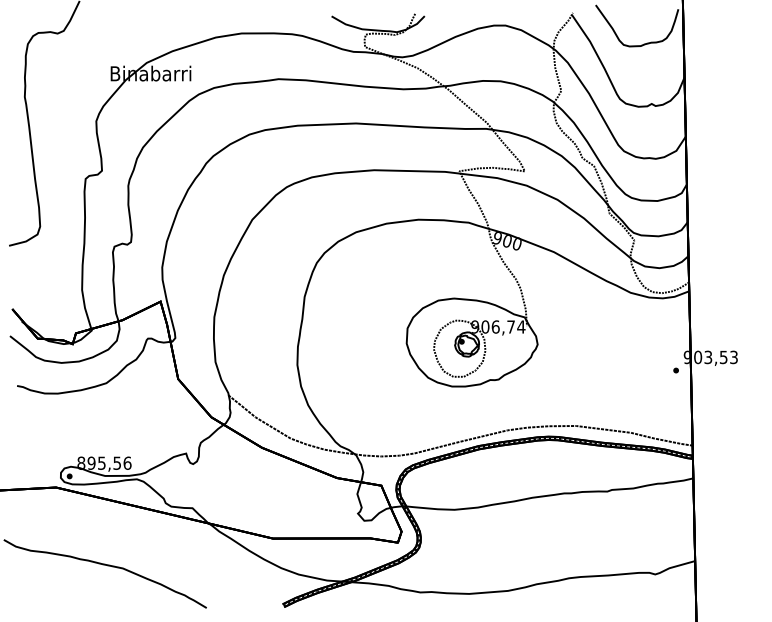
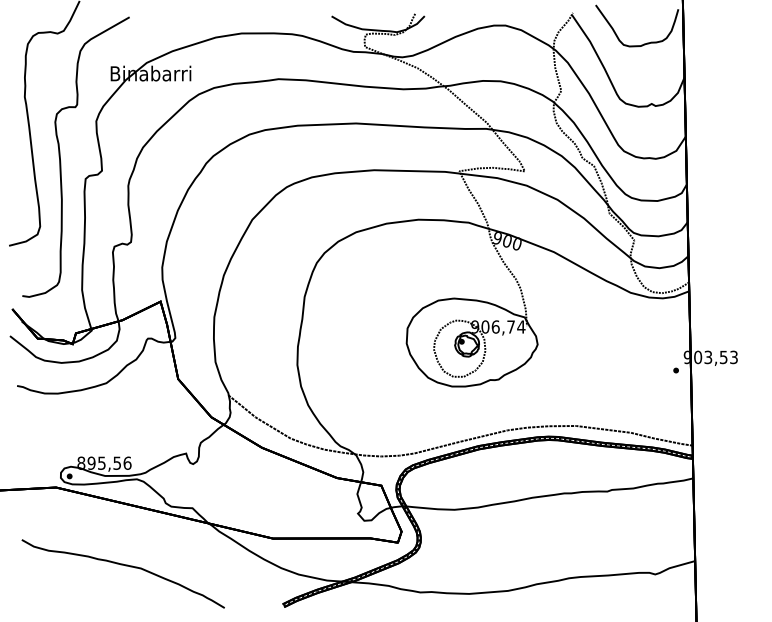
curve: none -> present (61, 161)
curve position: (107, 566) -> (125, 566) (125, 566)
